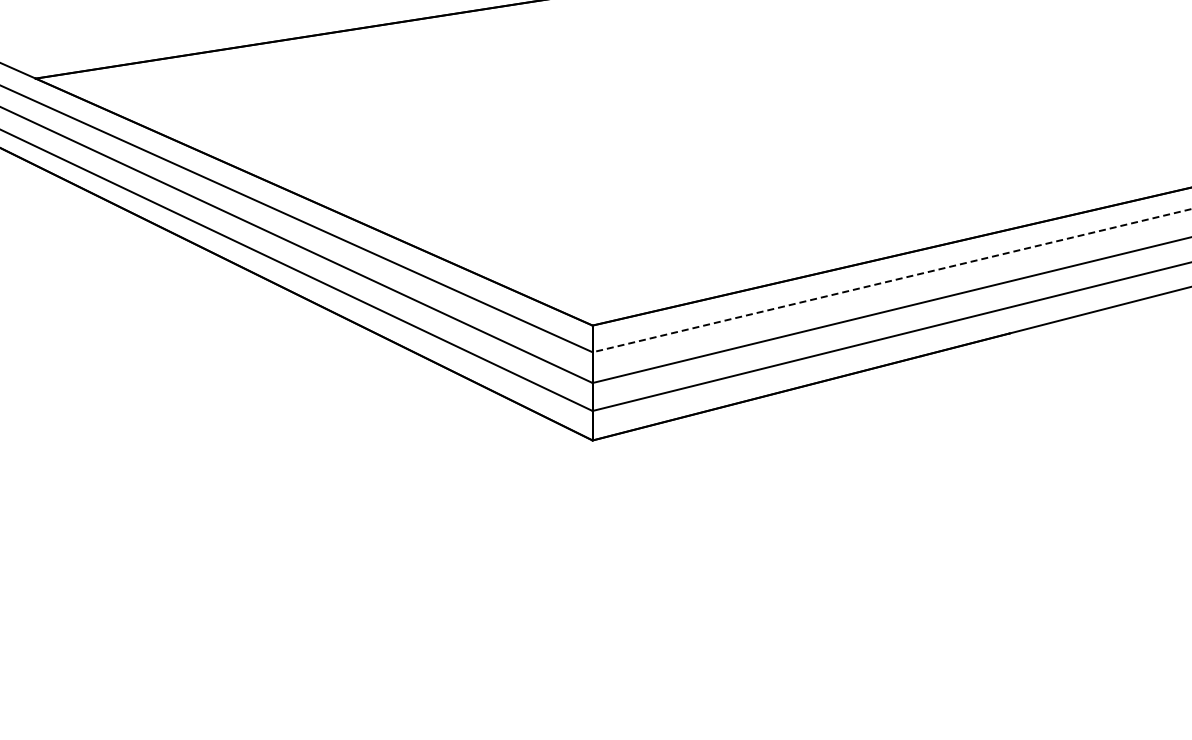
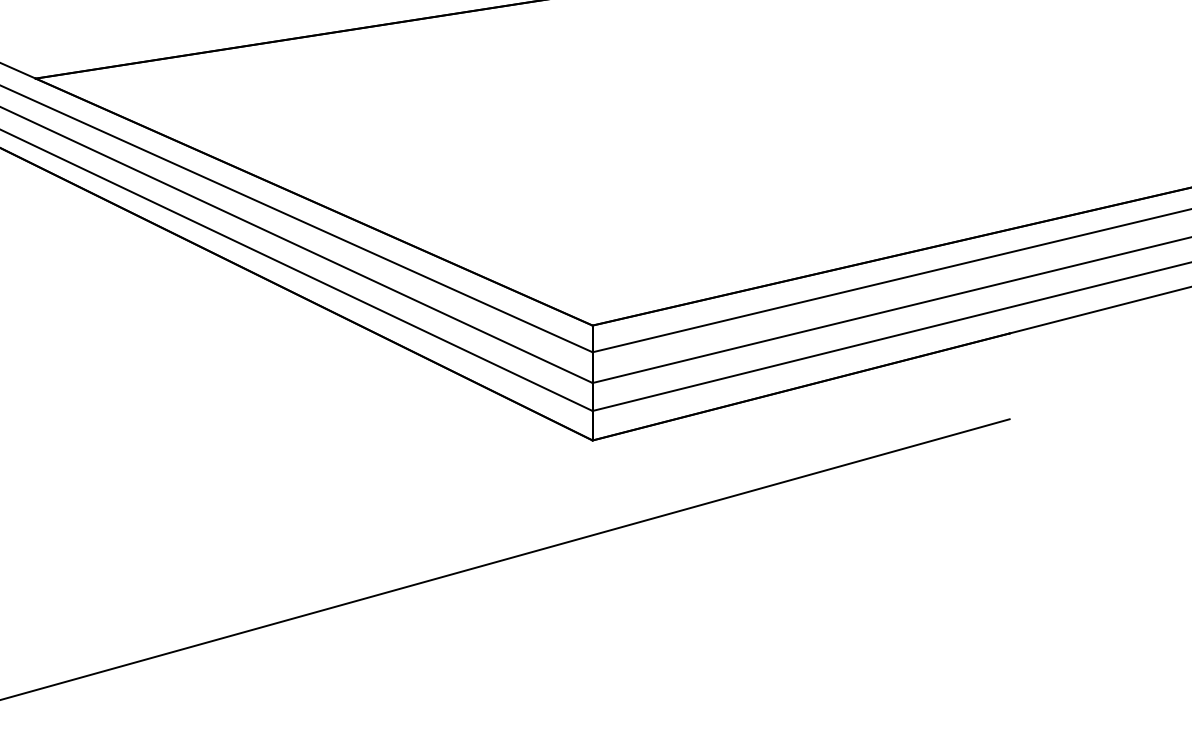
line: dashed -> solid (892, 280)
line: none -> present (505, 559)
